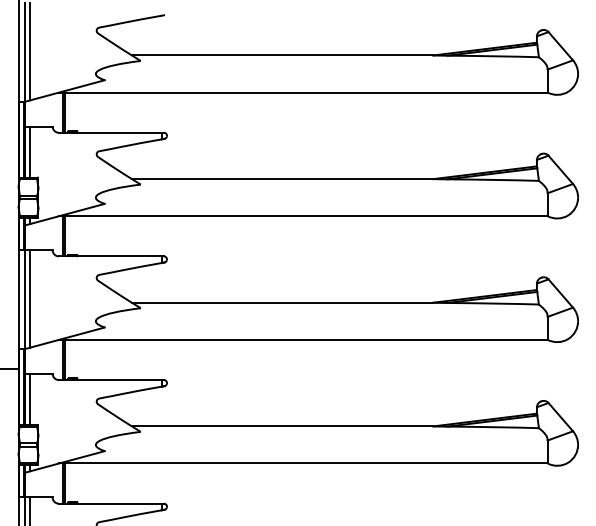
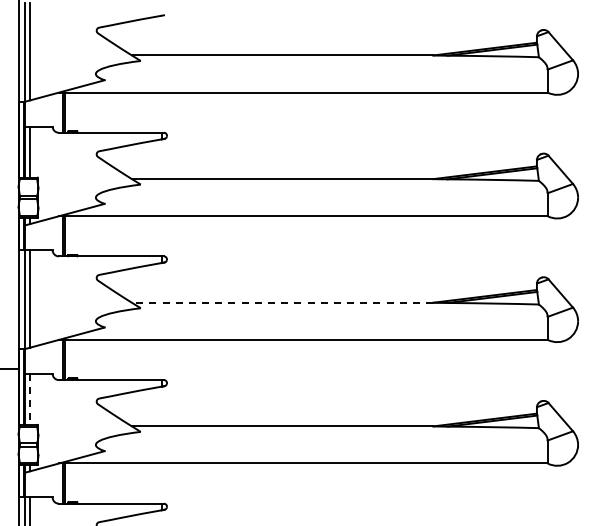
line: solid -> dashed (282, 302)
line: solid -> dashed (30, 399)
